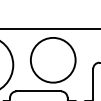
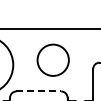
circle diameter: 45 px -> 31 px (52, 59)
line: solid -> dashed (39, 91)
